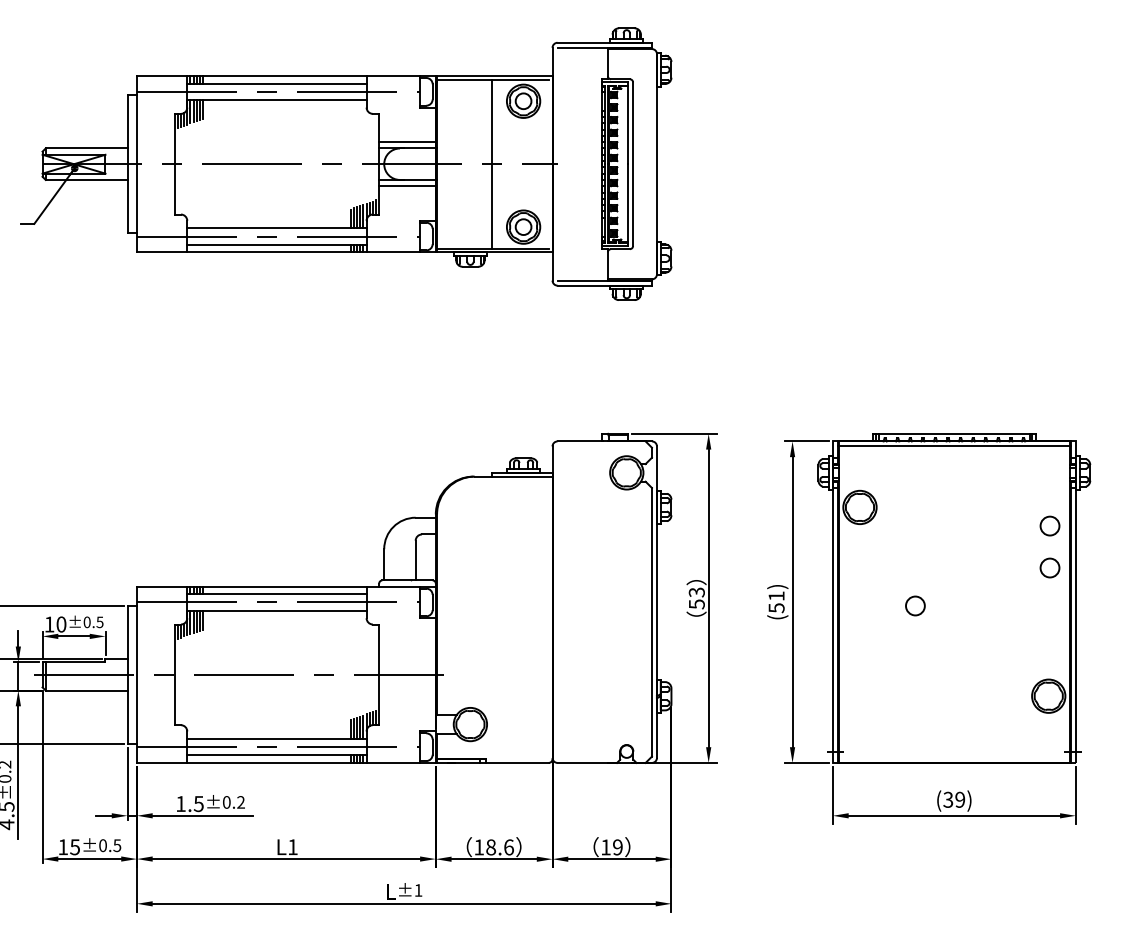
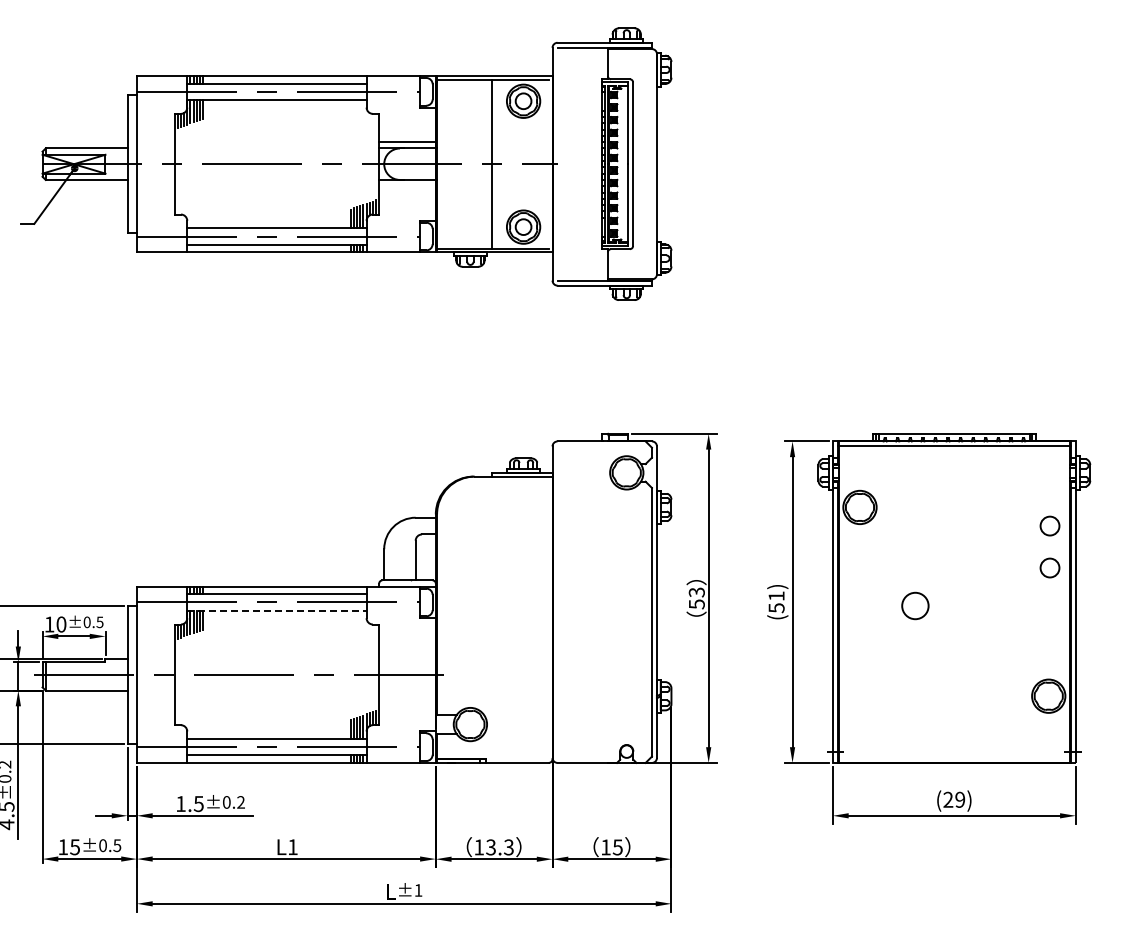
line: present -> none (407, 186)
circle size: 21x22 px -> 29x30 px (915, 605)
line: solid -> dashed (276, 610)
text: (39) -> (29) (948, 799)
text: 18.6 -> 13.3 (499, 847)
text: 19 -> 15 (617, 847)
